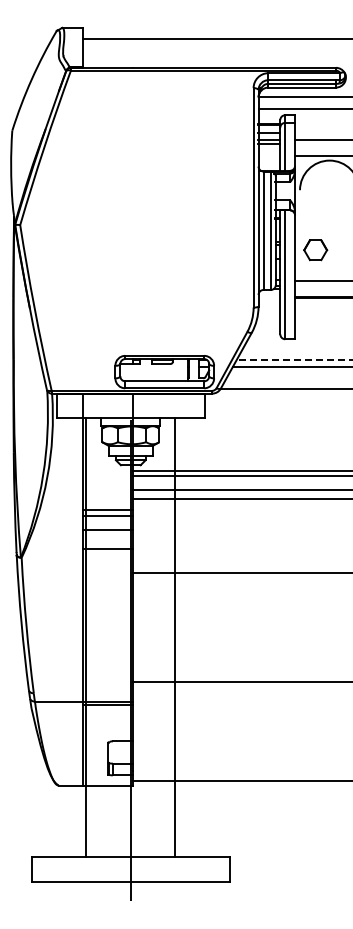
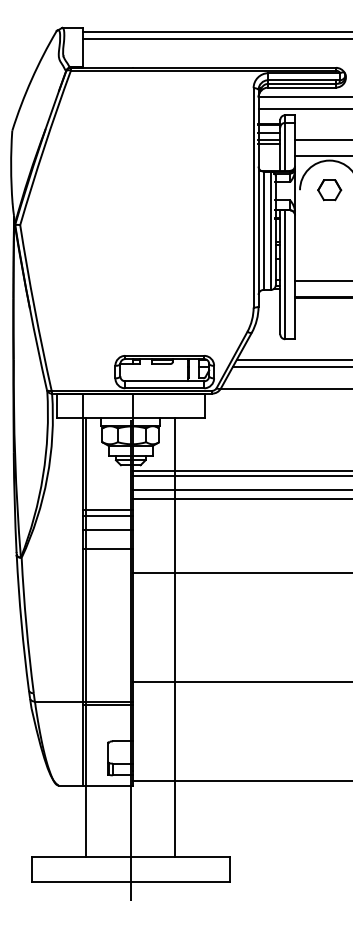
line: none -> present (216, 31)
part position: (315, 250) -> (329, 190) (329, 190)
line: dashed -> solid (294, 359)
